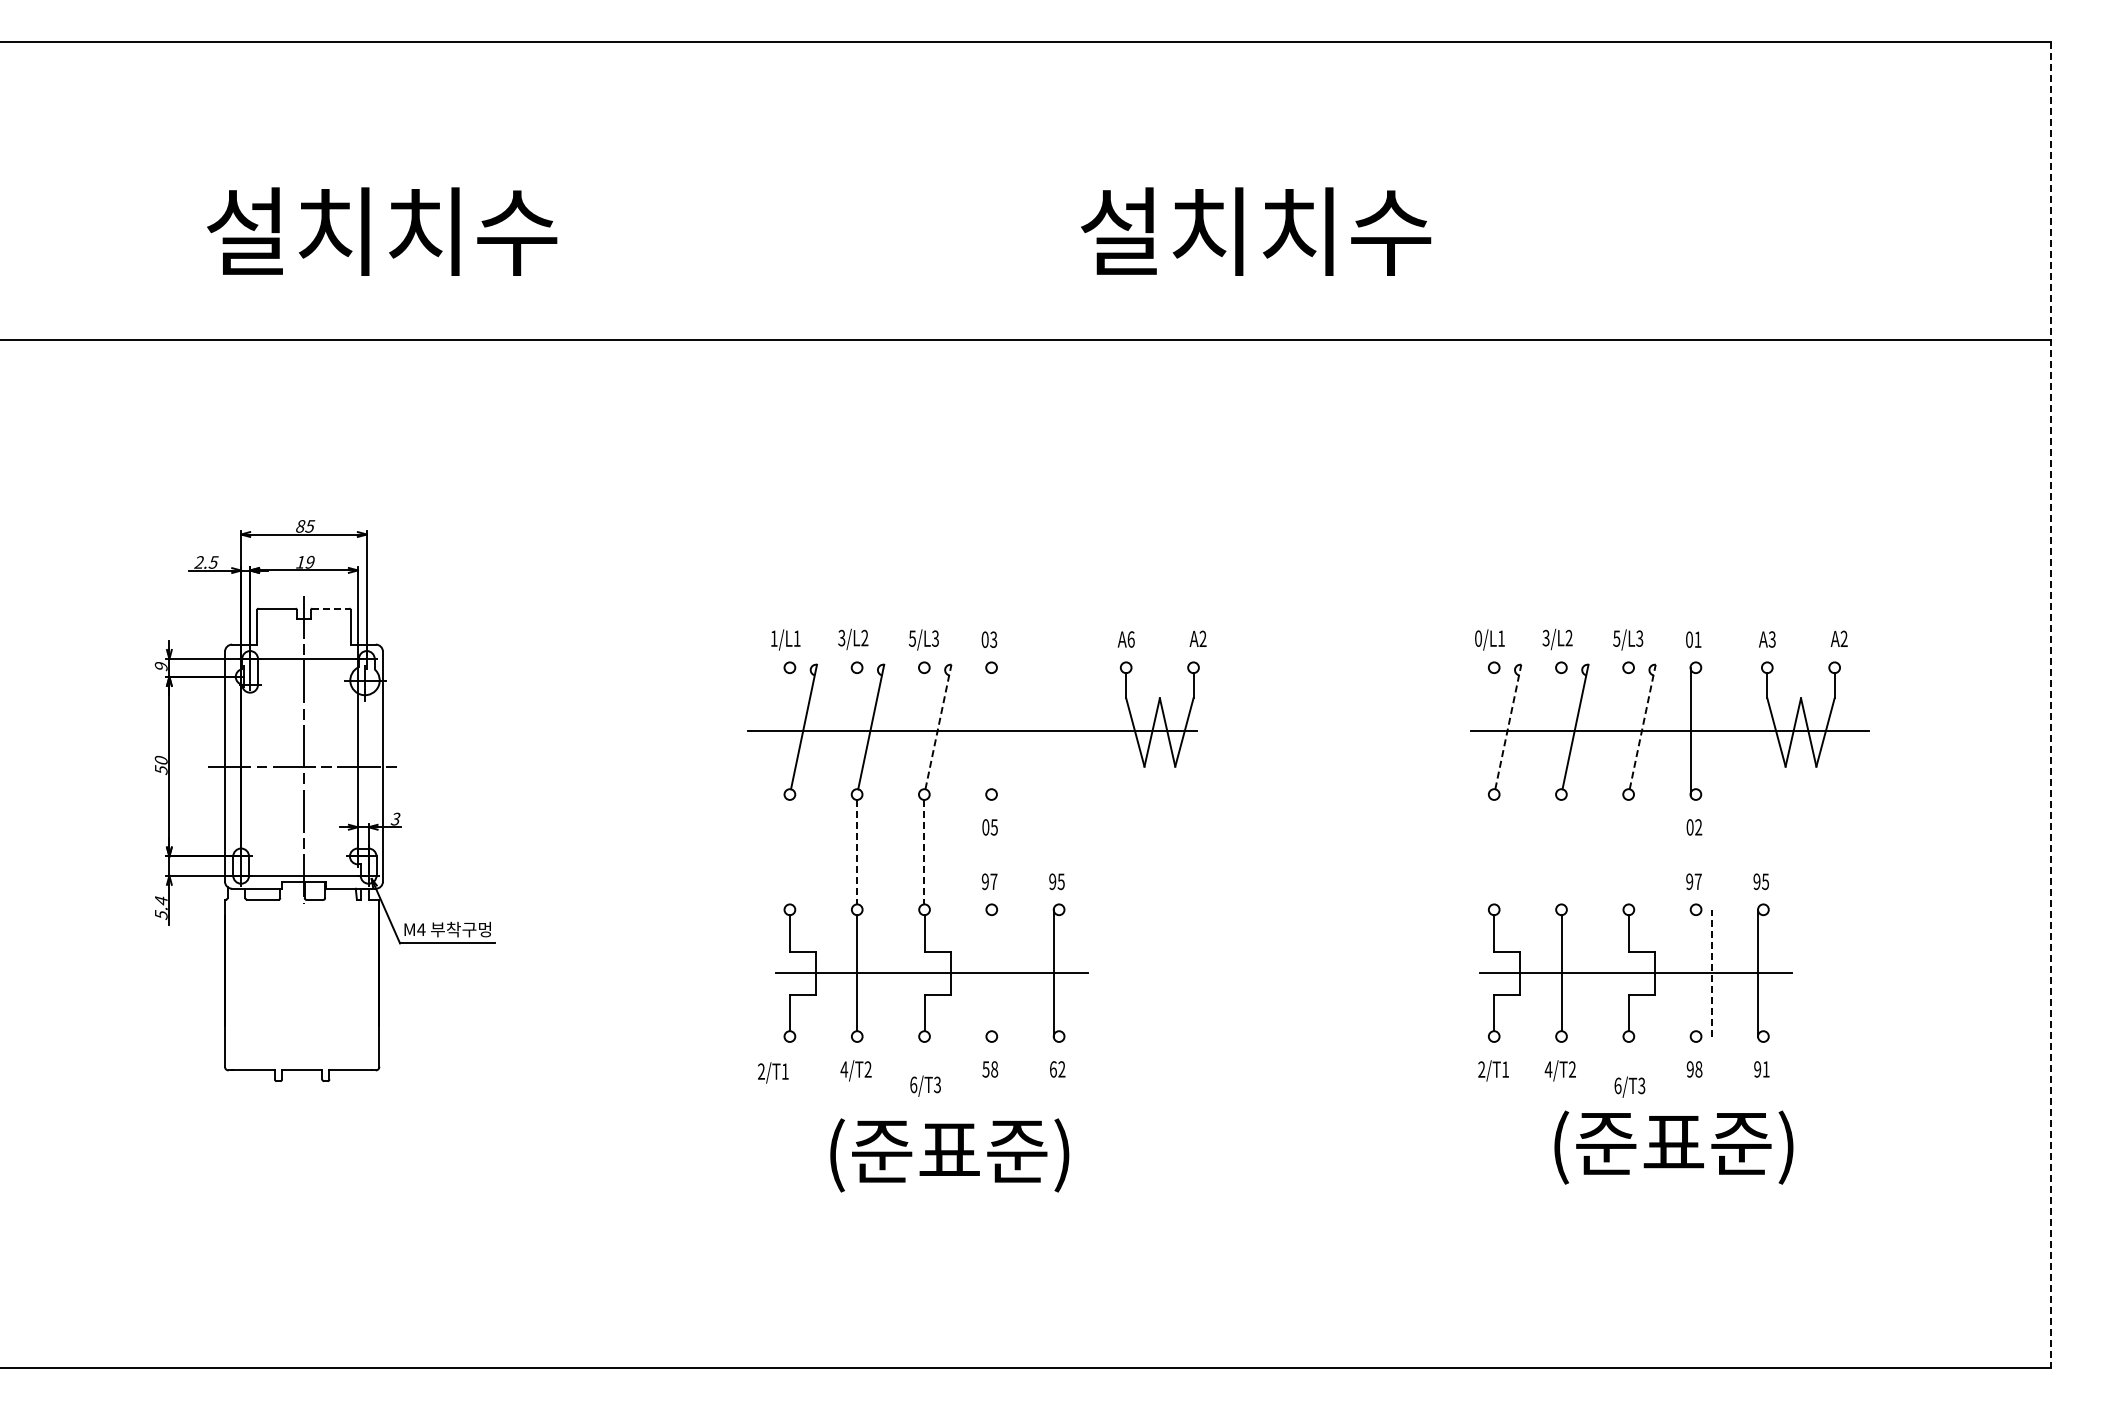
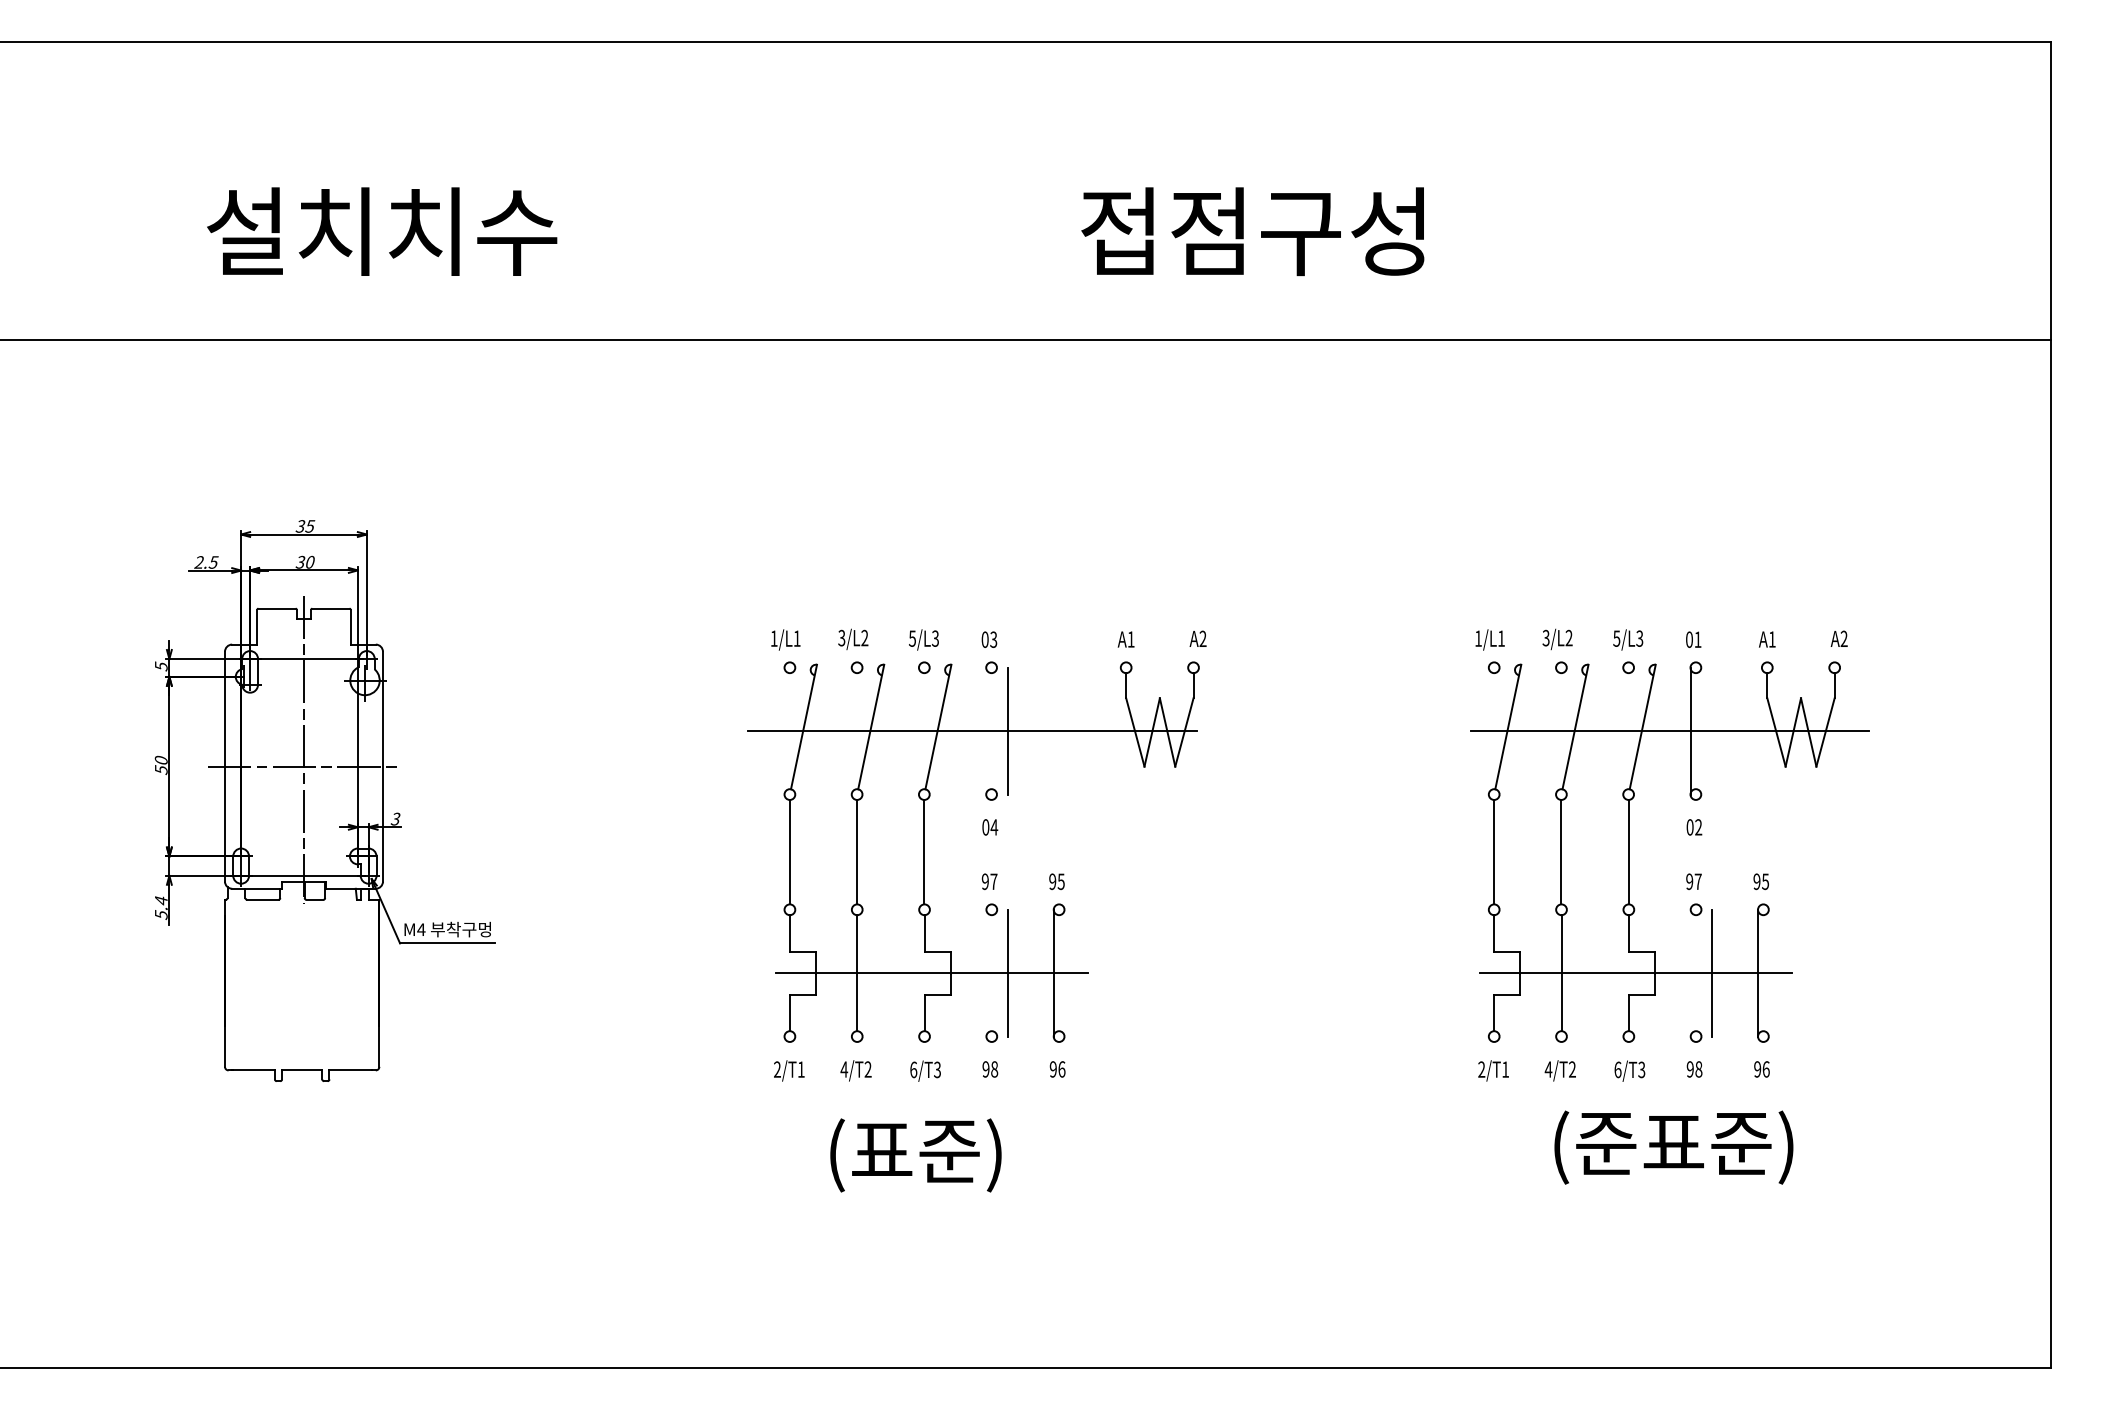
text: 설치치수 -> 접점구성 (1256, 231)
text: 85 -> 35 (300, 526)
text: 19 -> 30 (304, 561)
line: dashed -> solid (330, 608)
text: 0/L1 -> 1/L1 (1478, 638)
text: A6 -> A1 (1130, 639)
text: A3 -> A1 (1771, 639)
text: 9 -> 5 (160, 666)
line: dashed -> solid (2050, 704)
line: dashed -> solid (938, 727)
line: dashed -> solid (1508, 727)
line: dashed -> solid (1642, 727)
line: none -> present (1007, 730)
text: 05 -> 04 (994, 827)
line: none -> present (789, 851)
line: none -> present (1494, 851)
line: none -> present (1561, 851)
line: none -> present (1628, 851)
line: dashed -> solid (857, 852)
line: dashed -> solid (924, 852)
line: none -> present (1007, 972)
line: dashed -> solid (1712, 972)
text: 58 -> 98 (985, 1069)
text: 62 -> 96 (1057, 1069)
text: 91 -> 96 (1765, 1069)
text position: (773, 1072) -> (789, 1070) (789, 1070)
text position: (925, 1085) -> (925, 1070) (925, 1070)
text position: (1629, 1086) -> (1629, 1070) (1629, 1070)
text: (준표준) -> (표준) (960, 1155)
